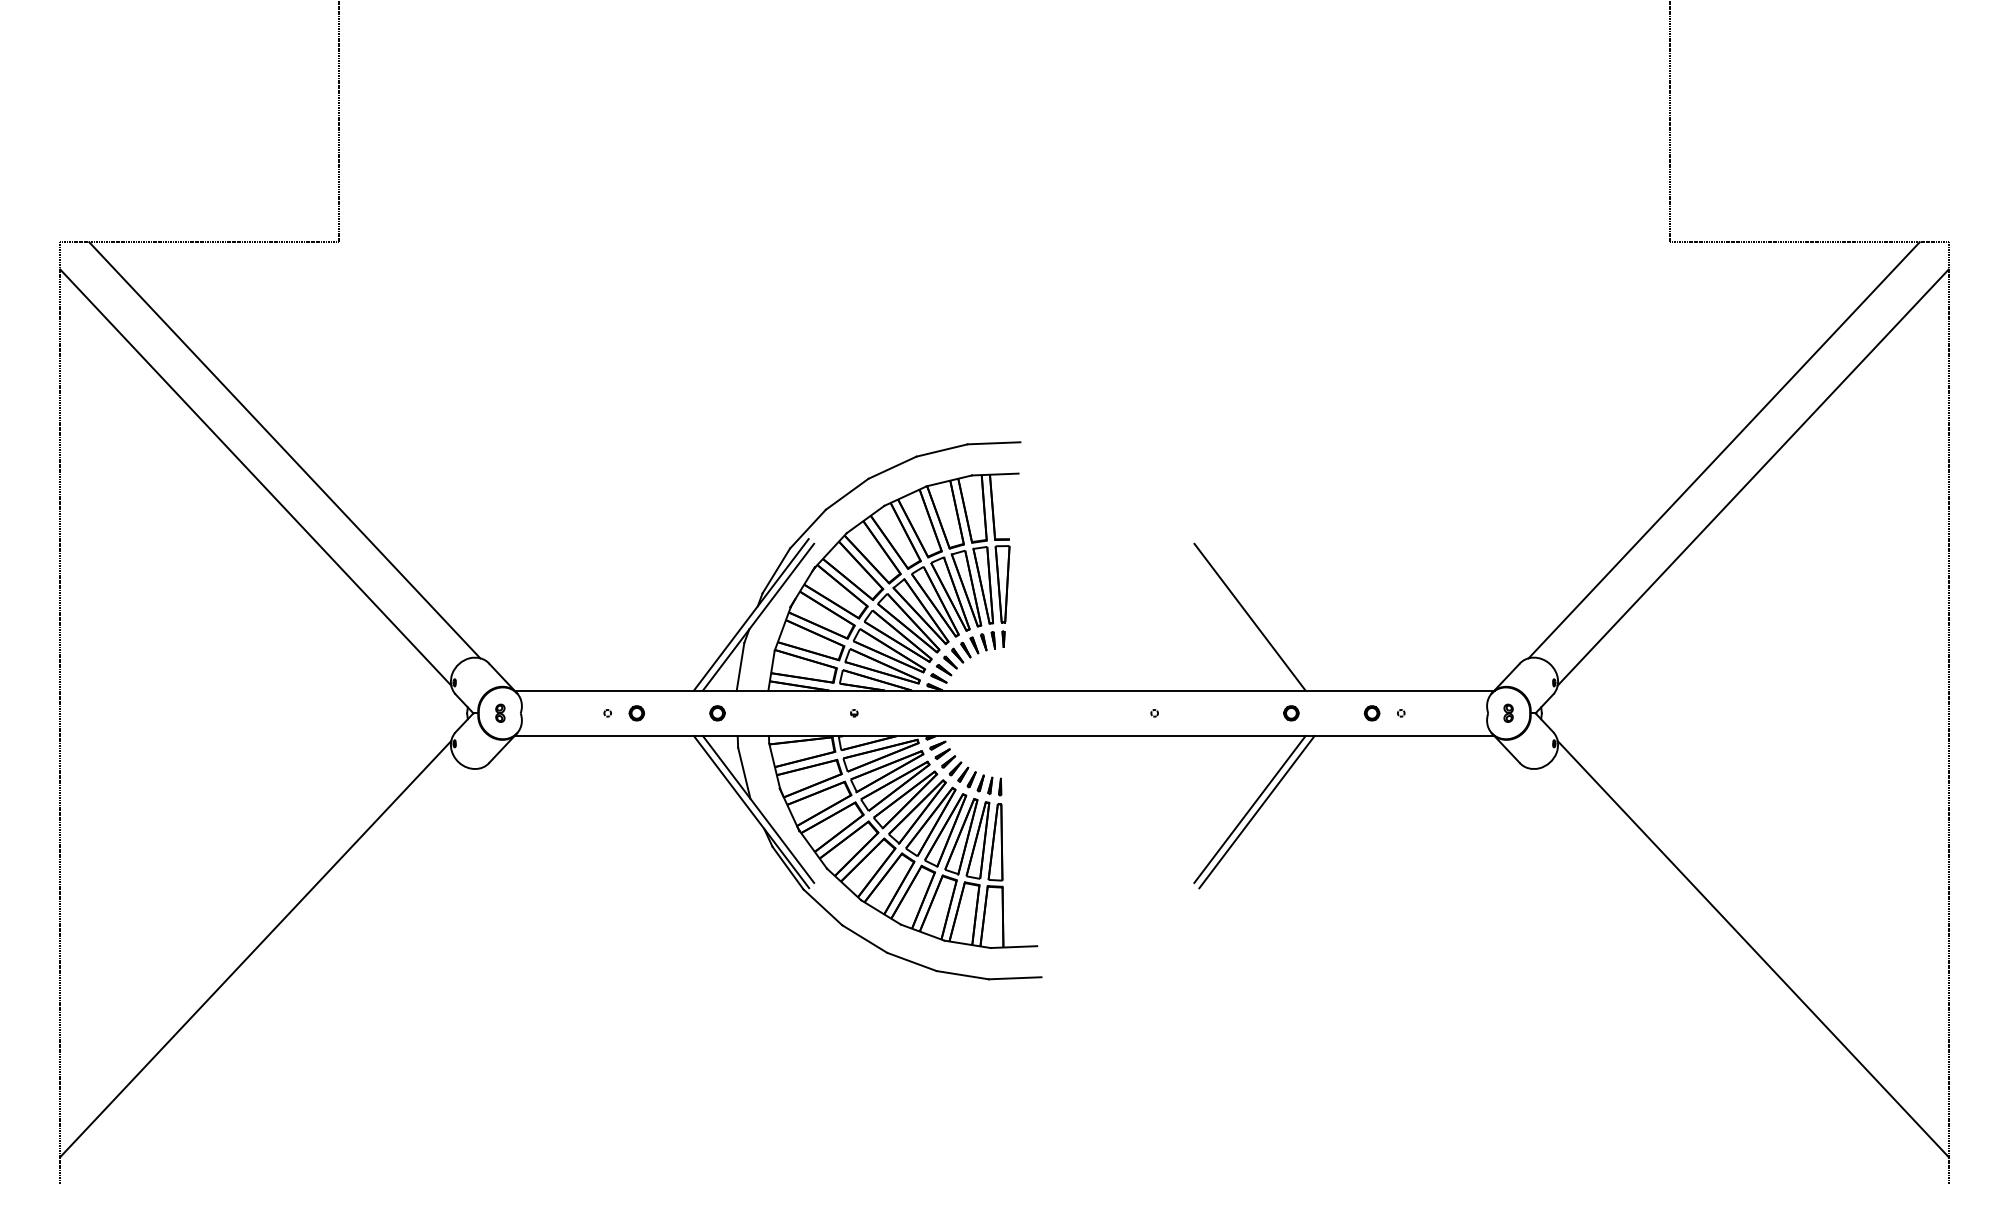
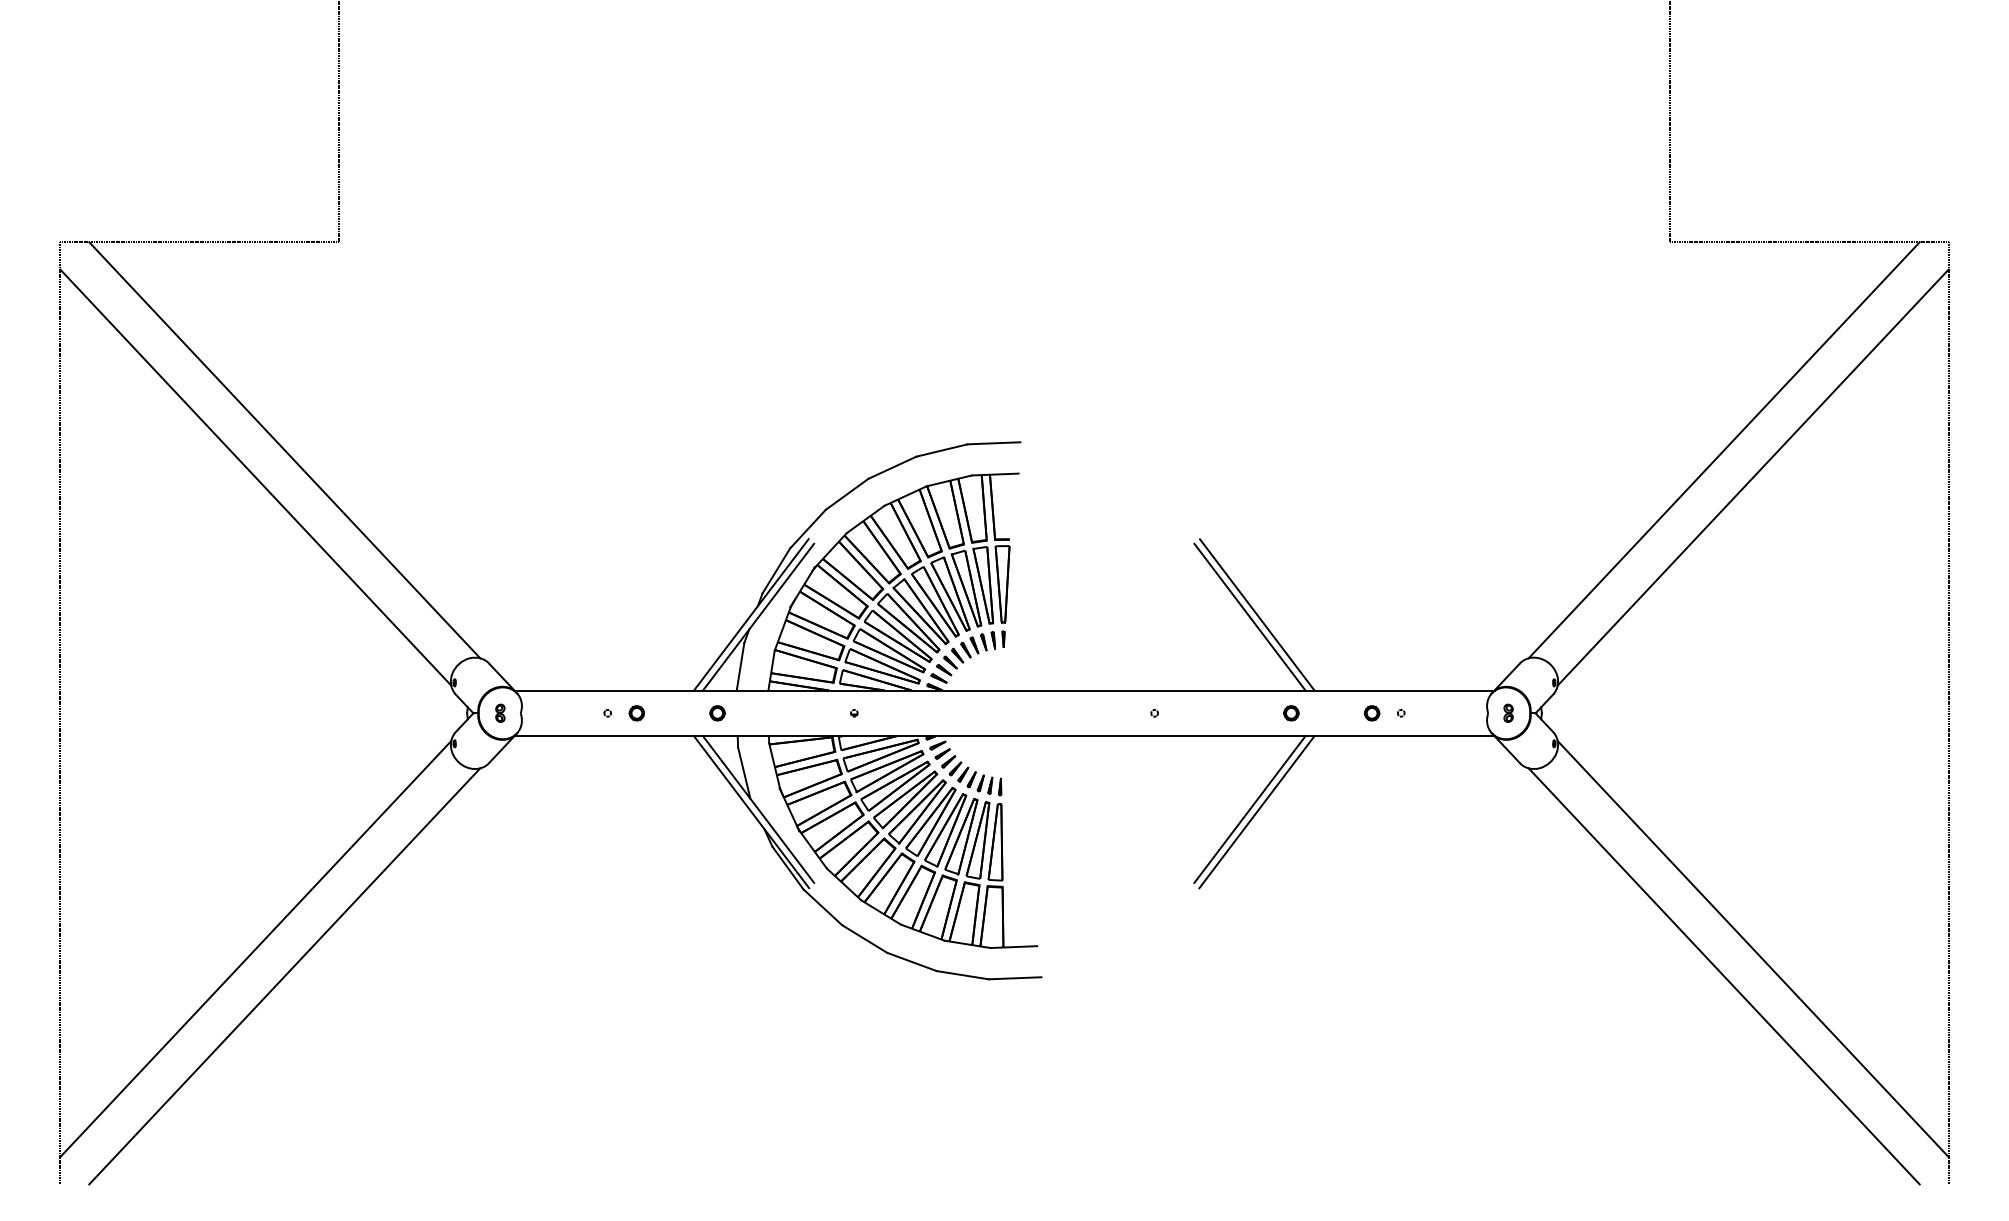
line: none -> present (1257, 614)
line: none -> present (284, 976)
line: none -> present (1723, 976)
